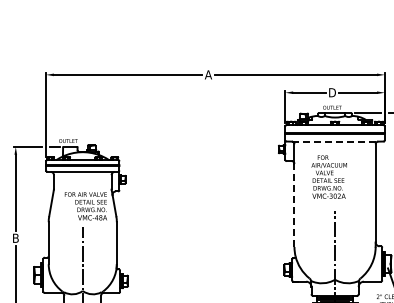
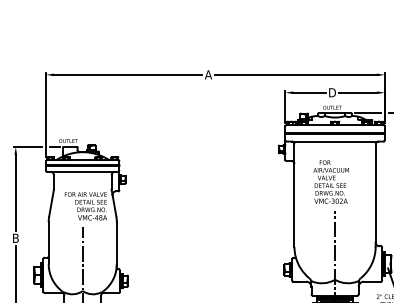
line: dashed -> solid (335, 141)
text position: (328, 176) -> (330, 181) (330, 181)
line: dashed -> solid (294, 205)
